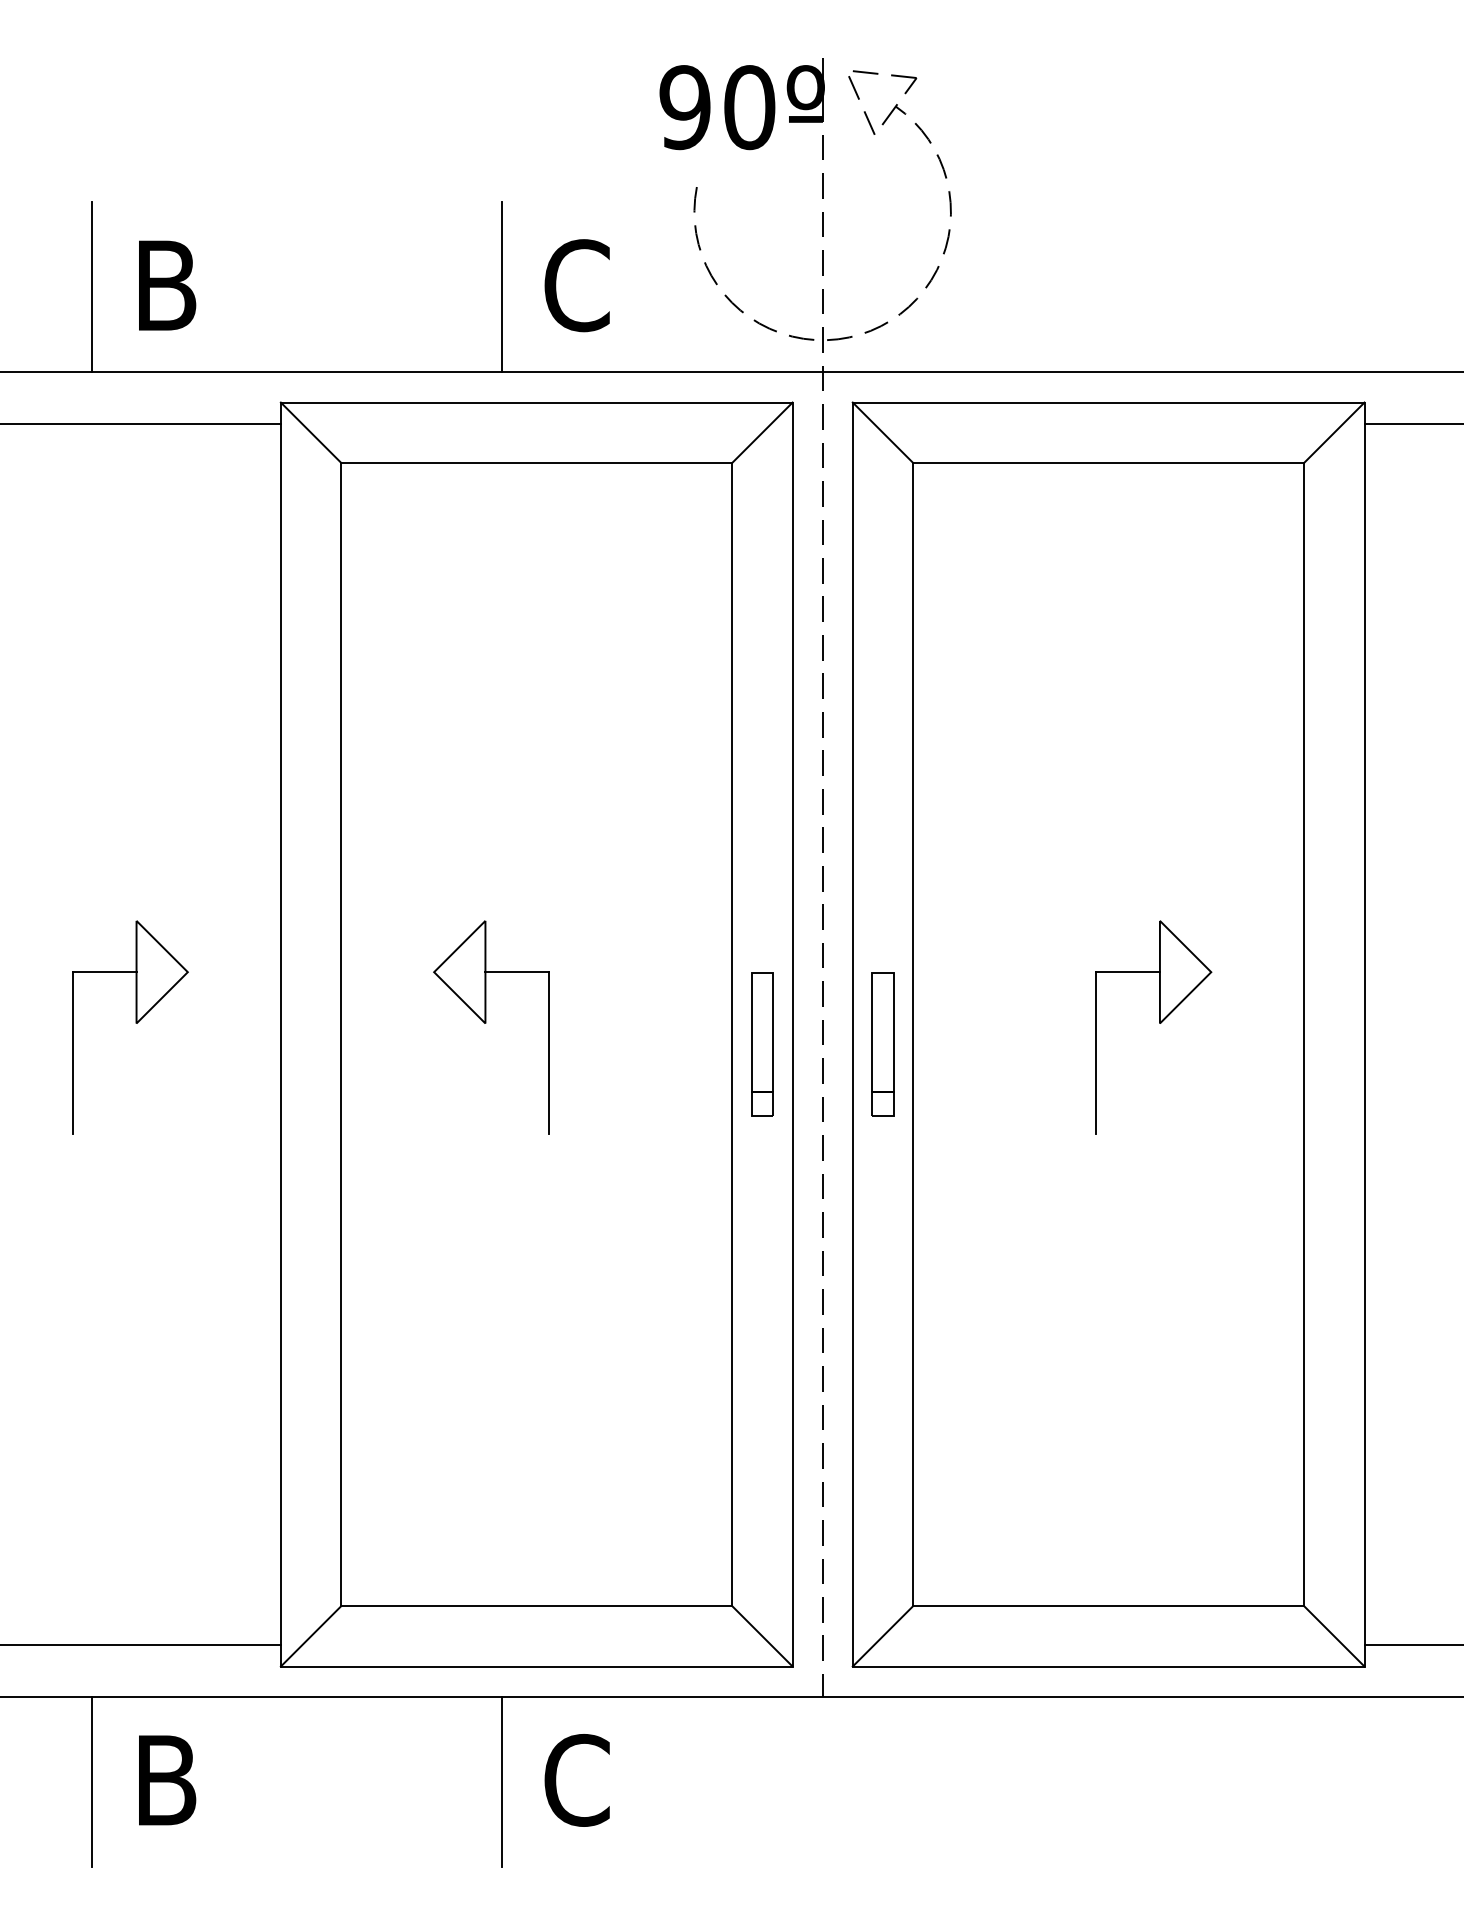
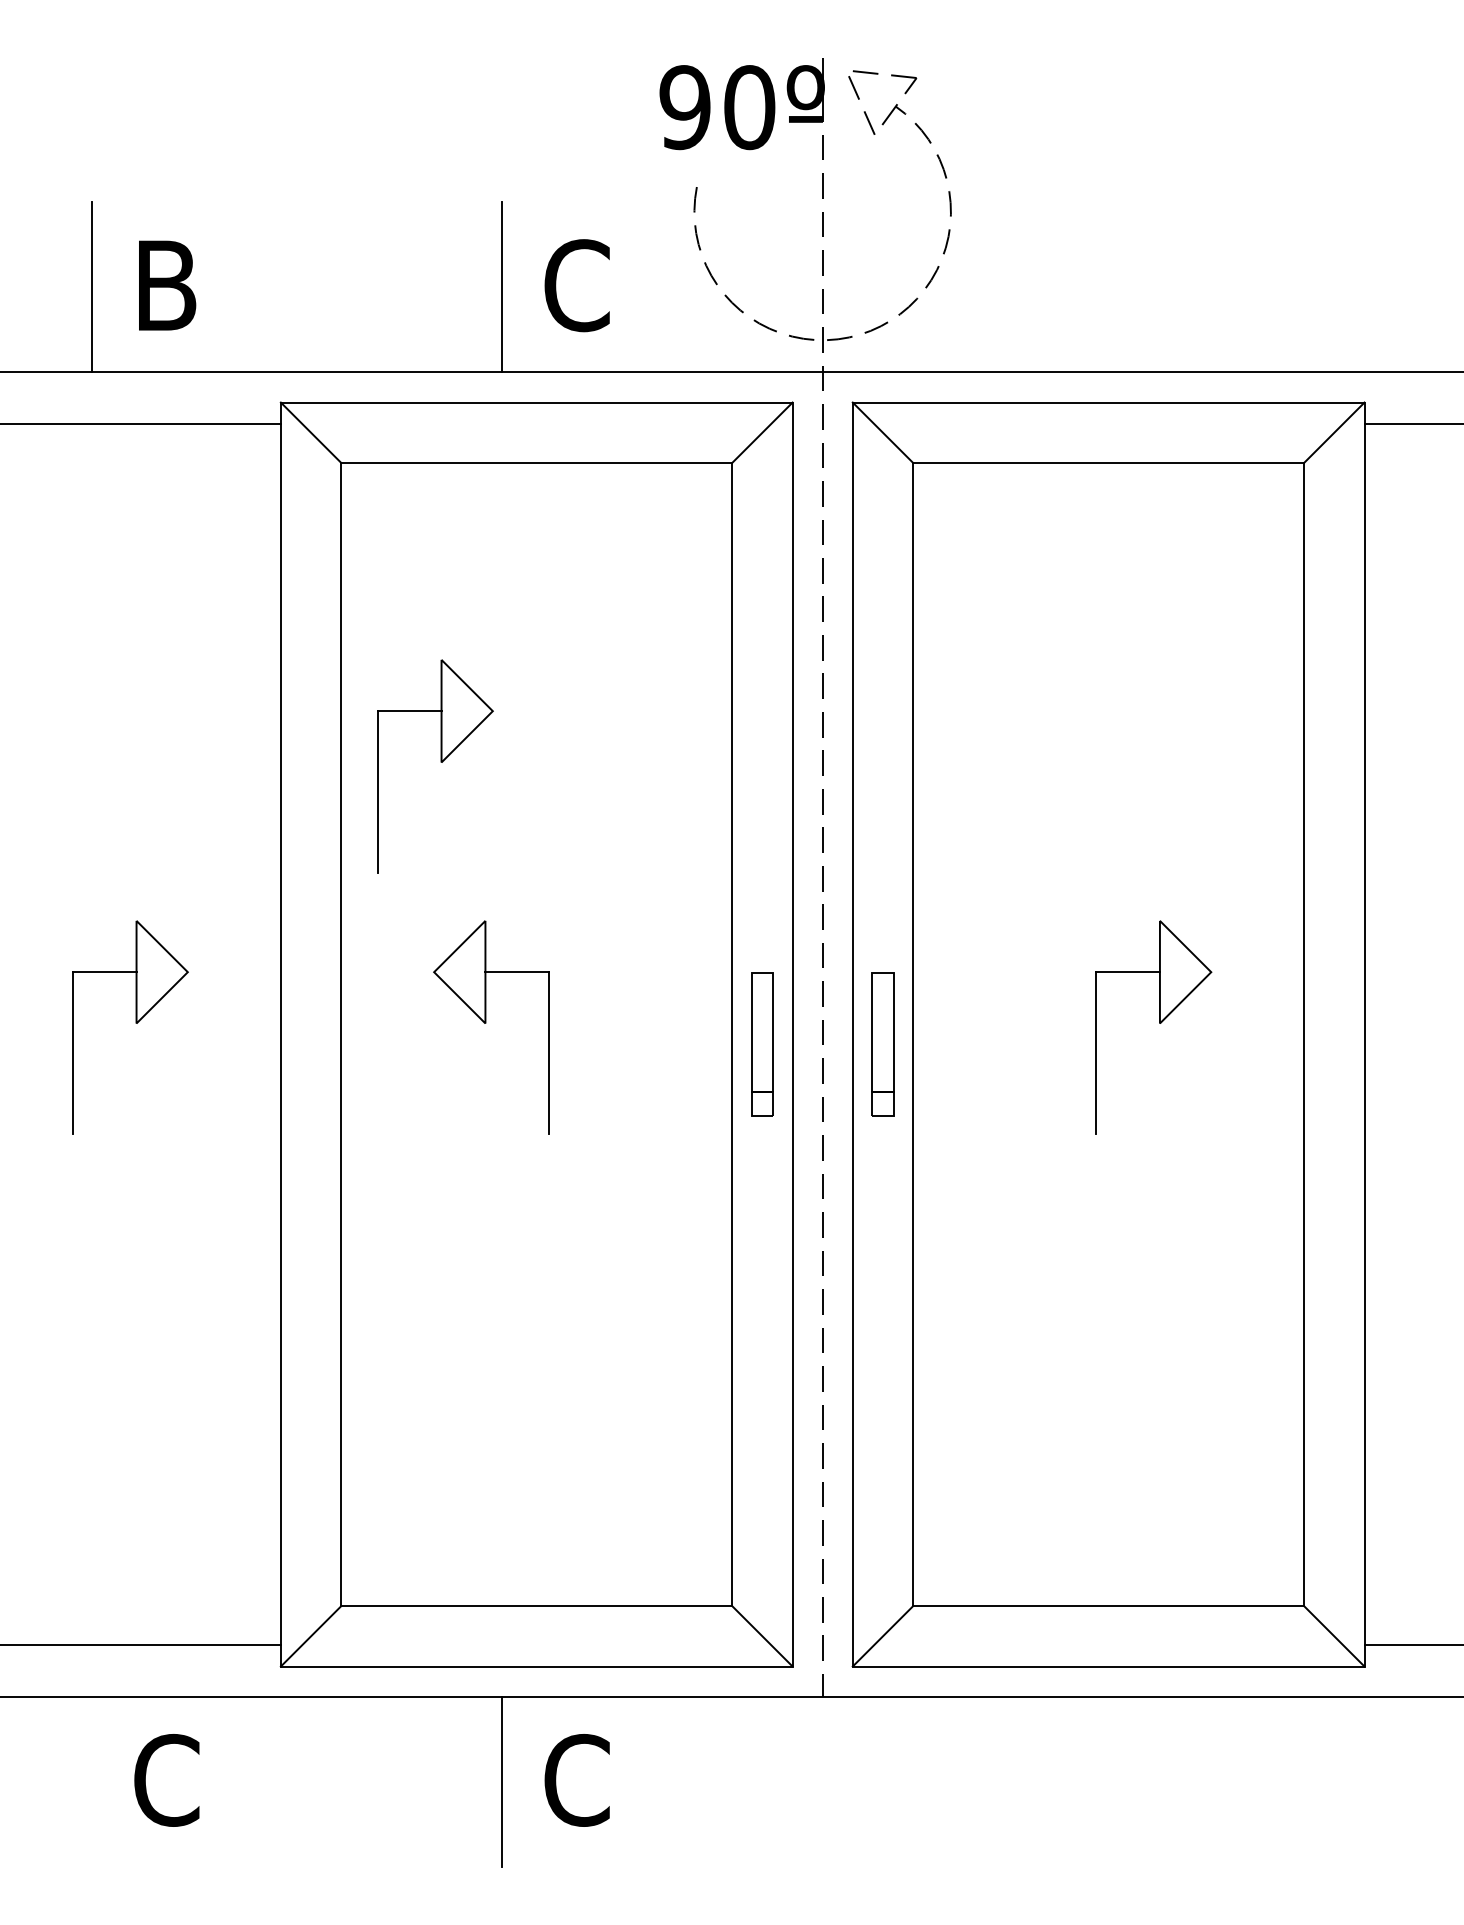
part: none -> present (440, 762)
text: B -> C (166, 1780)
line: present -> none (91, 1781)
